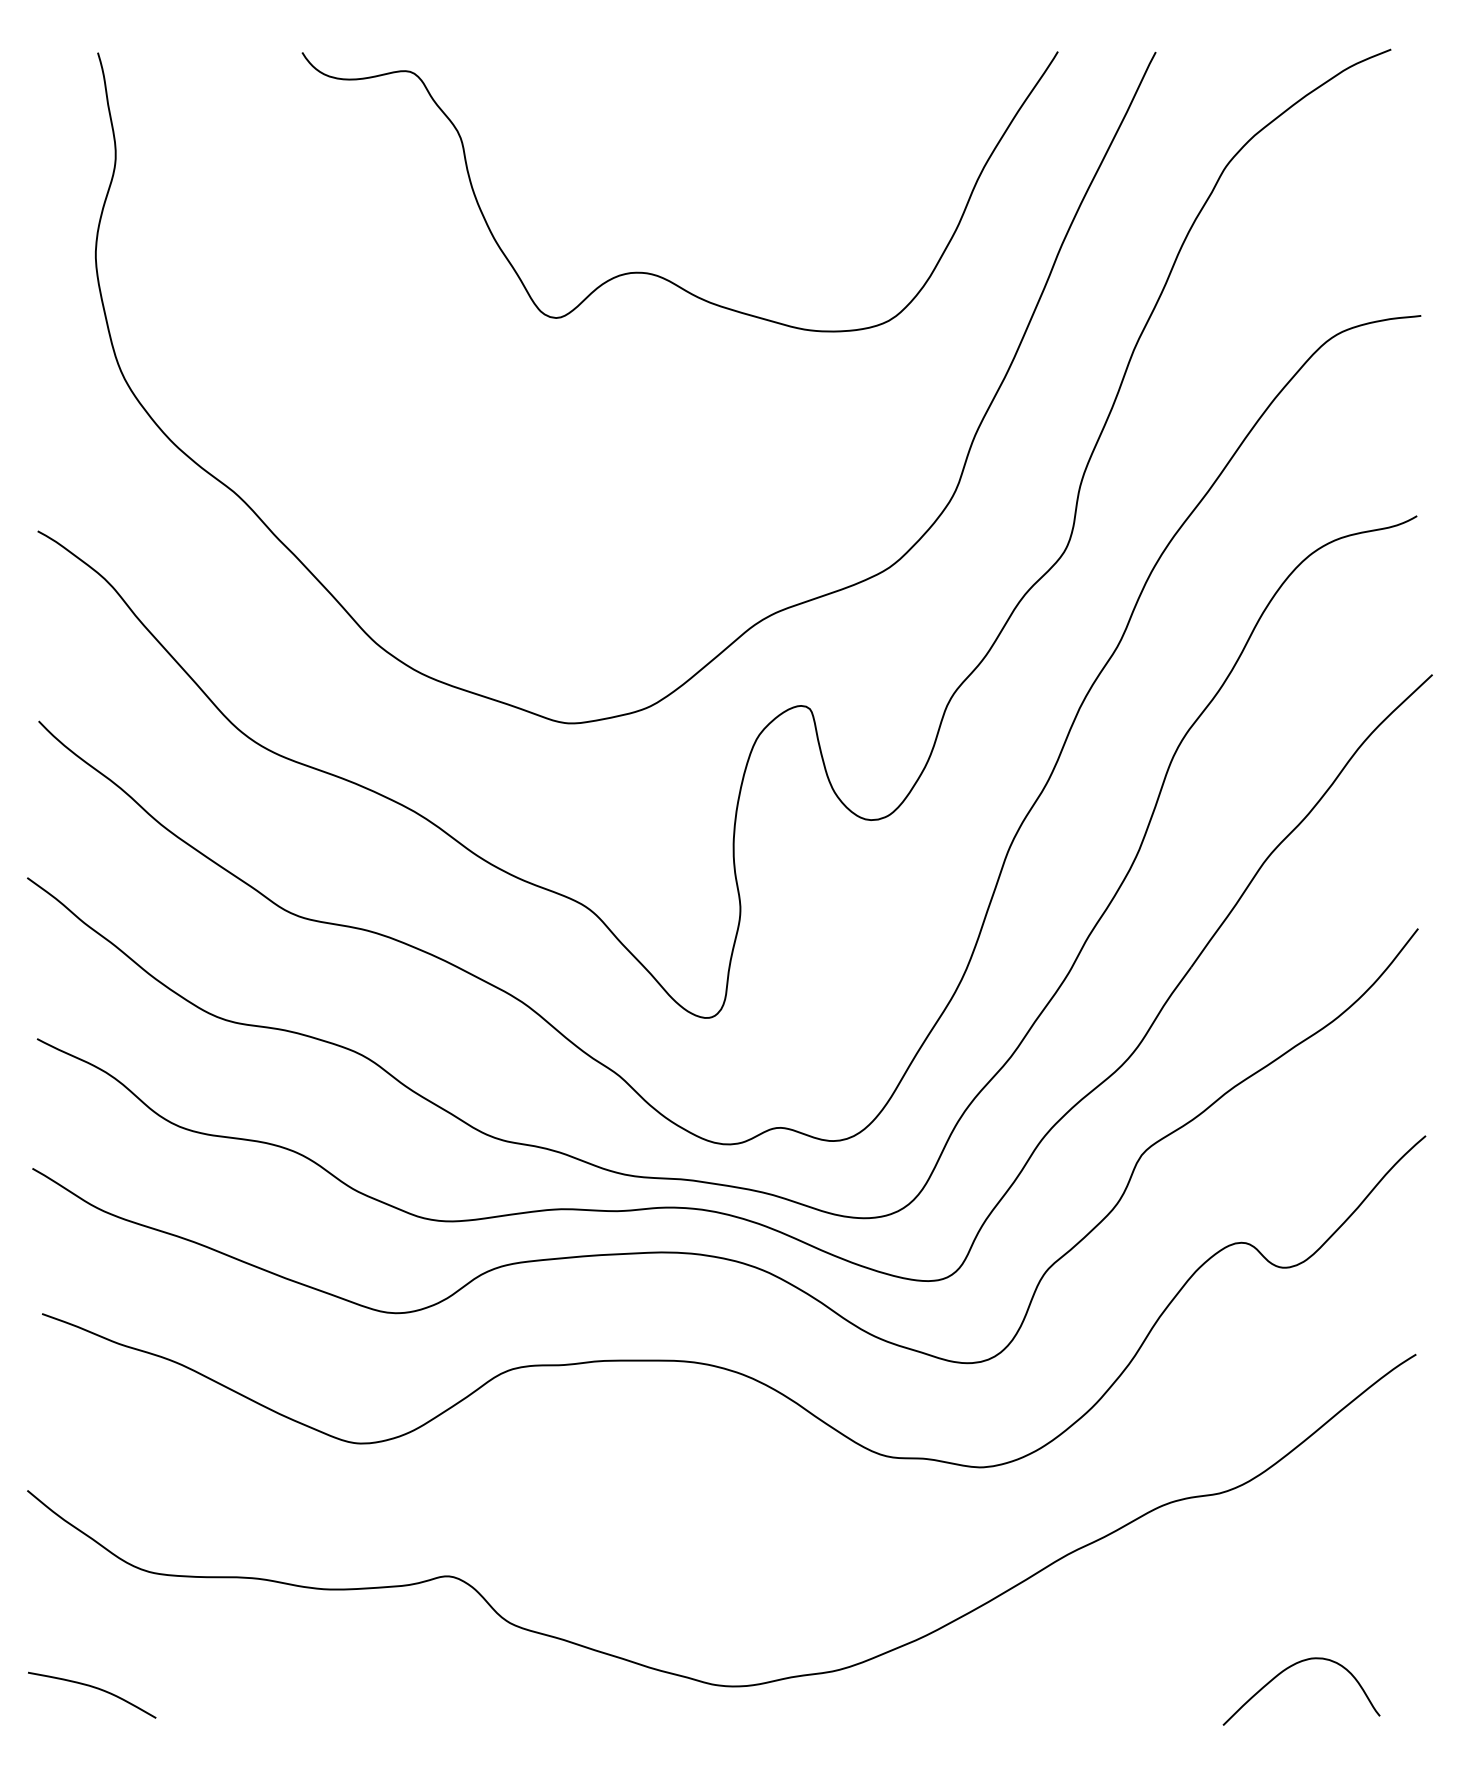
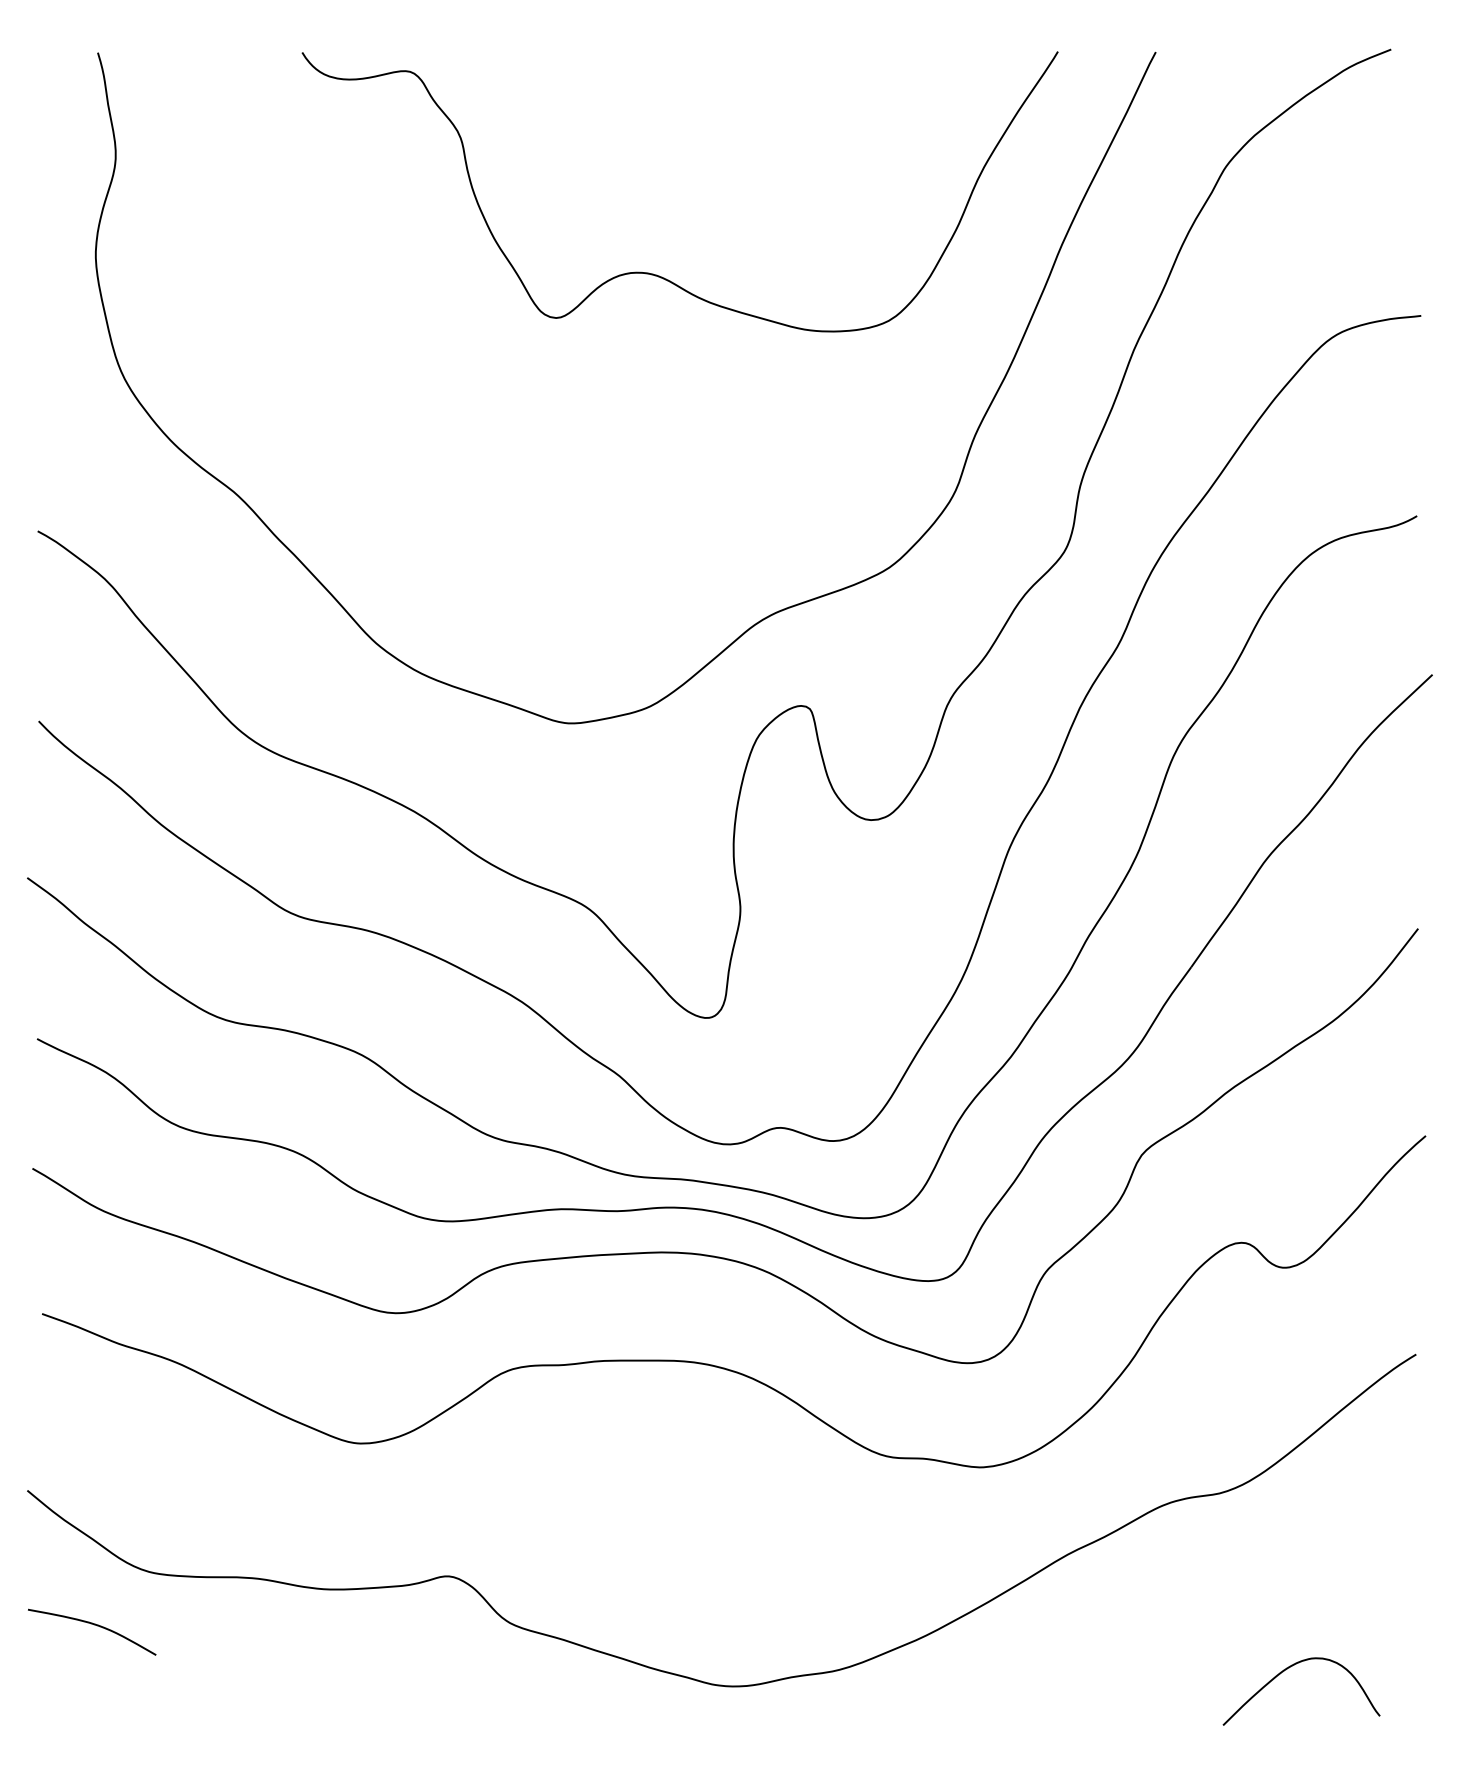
curve position: (94, 1688) -> (94, 1625) (94, 1625)
